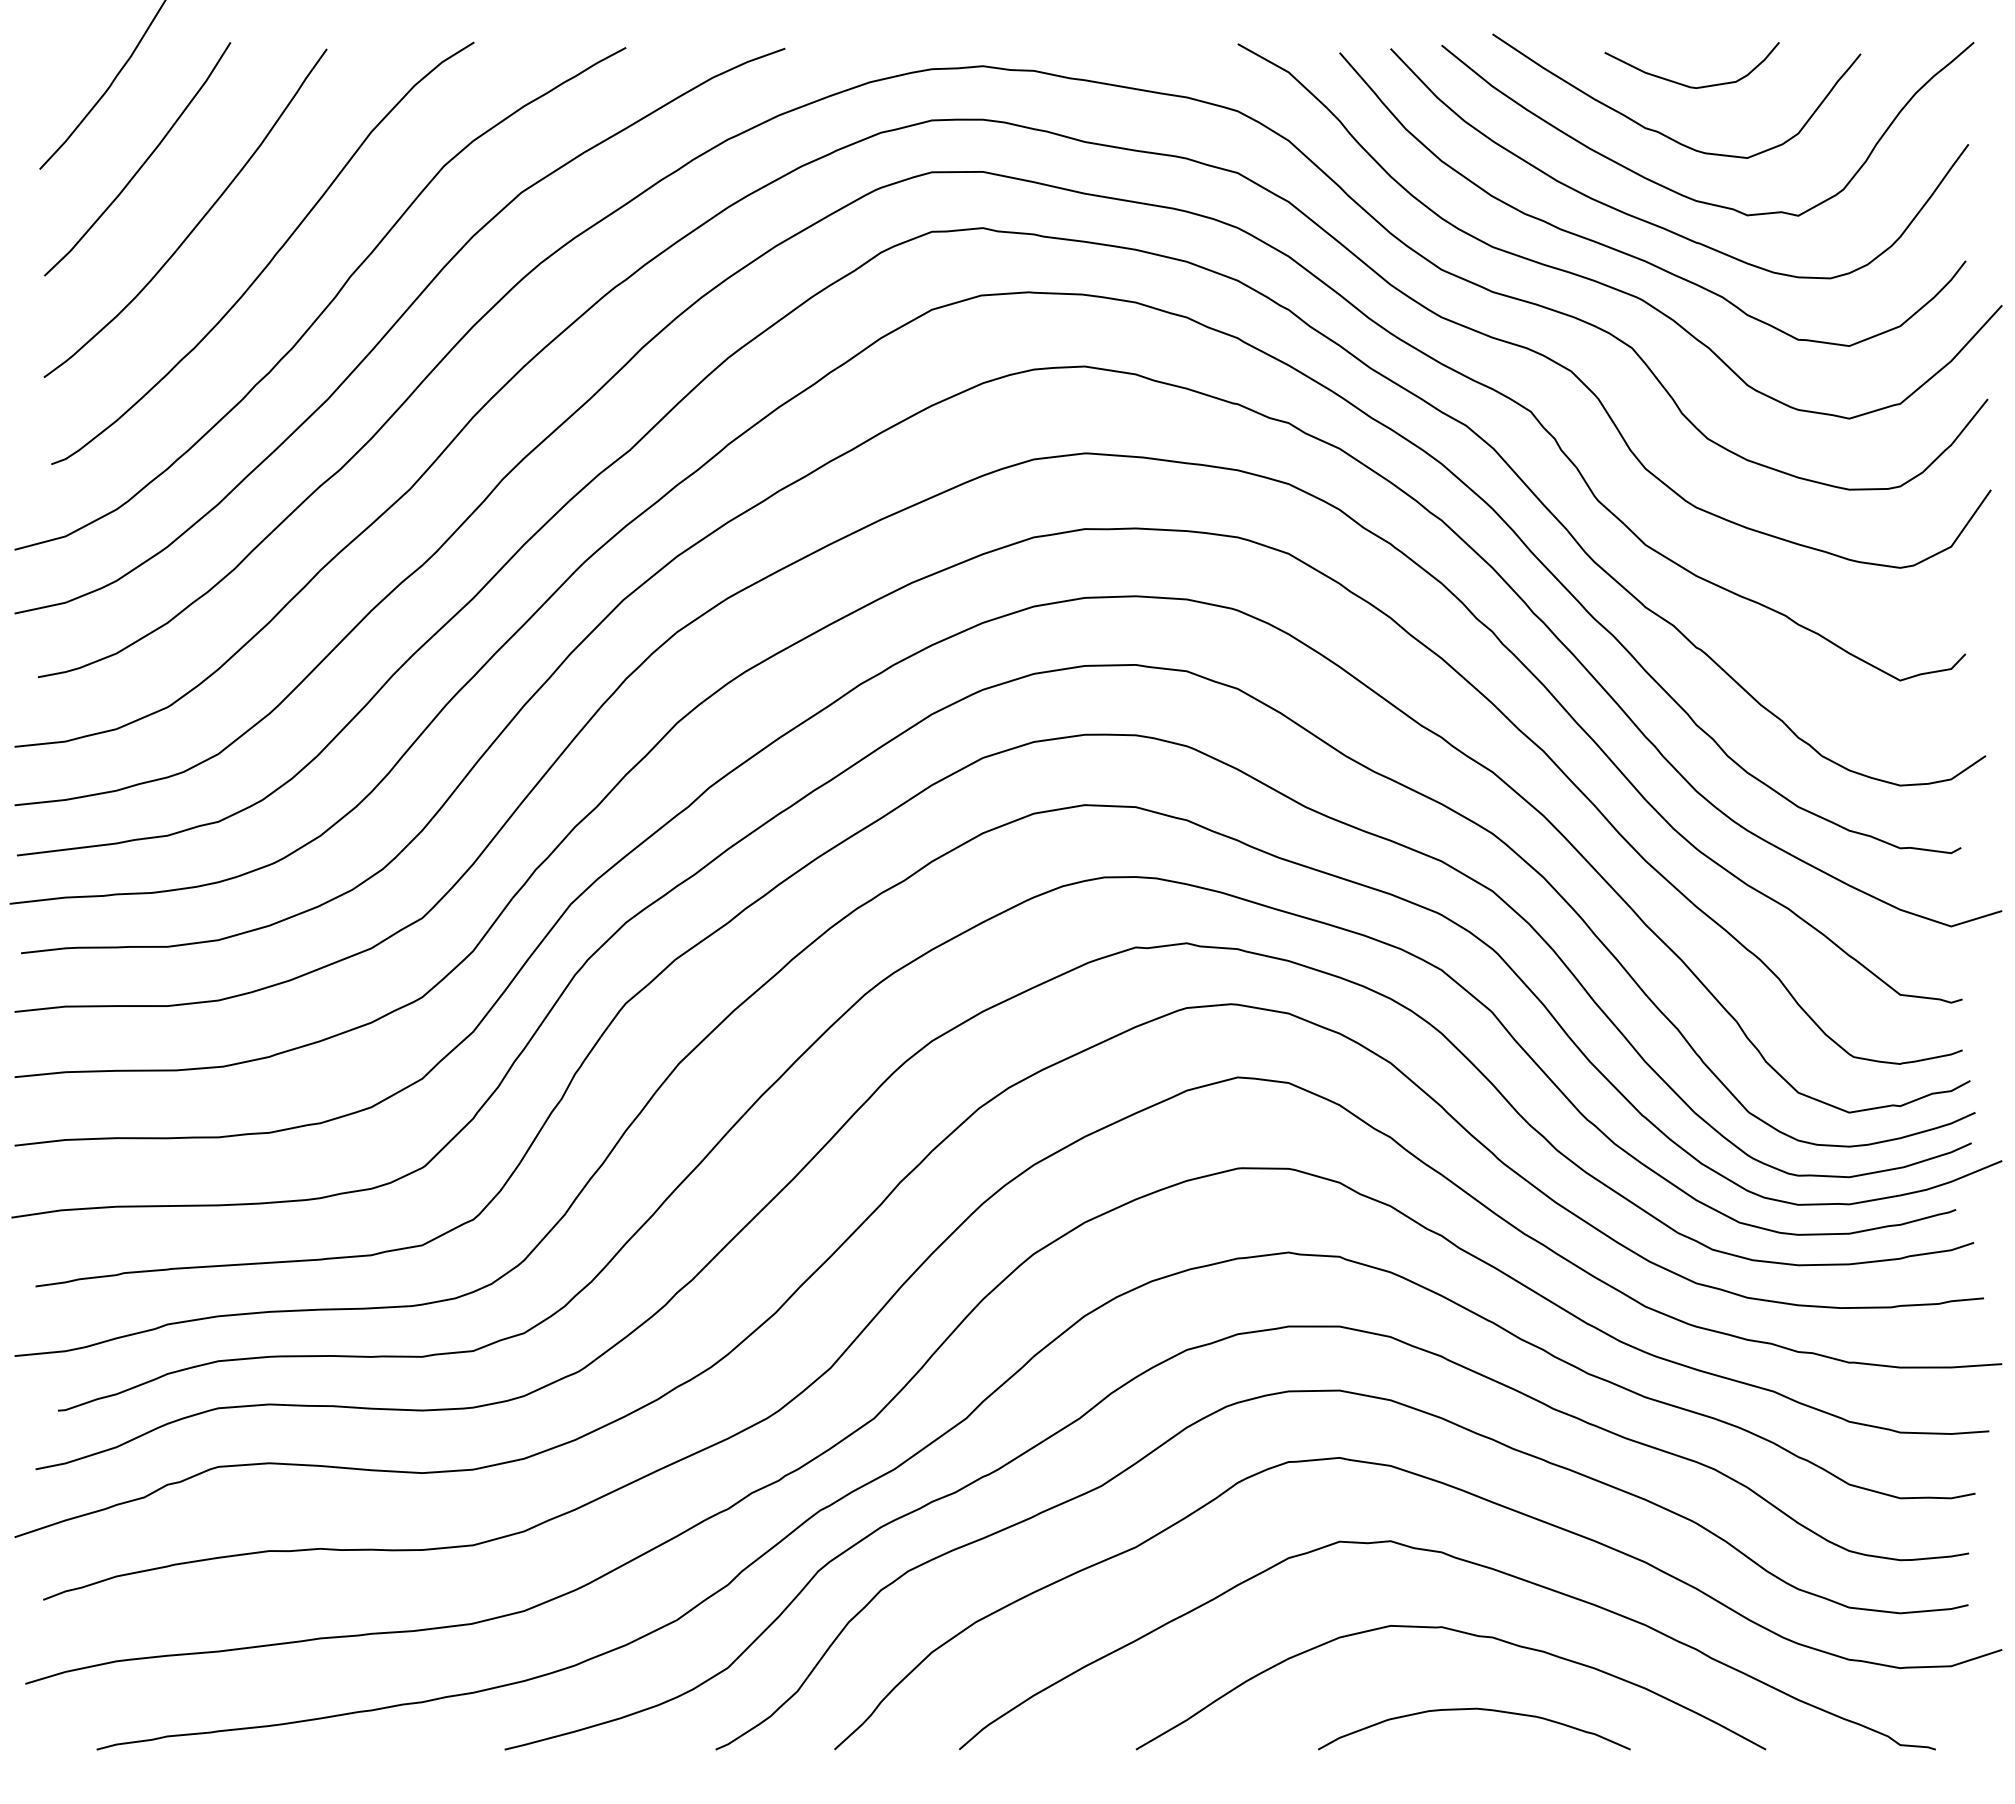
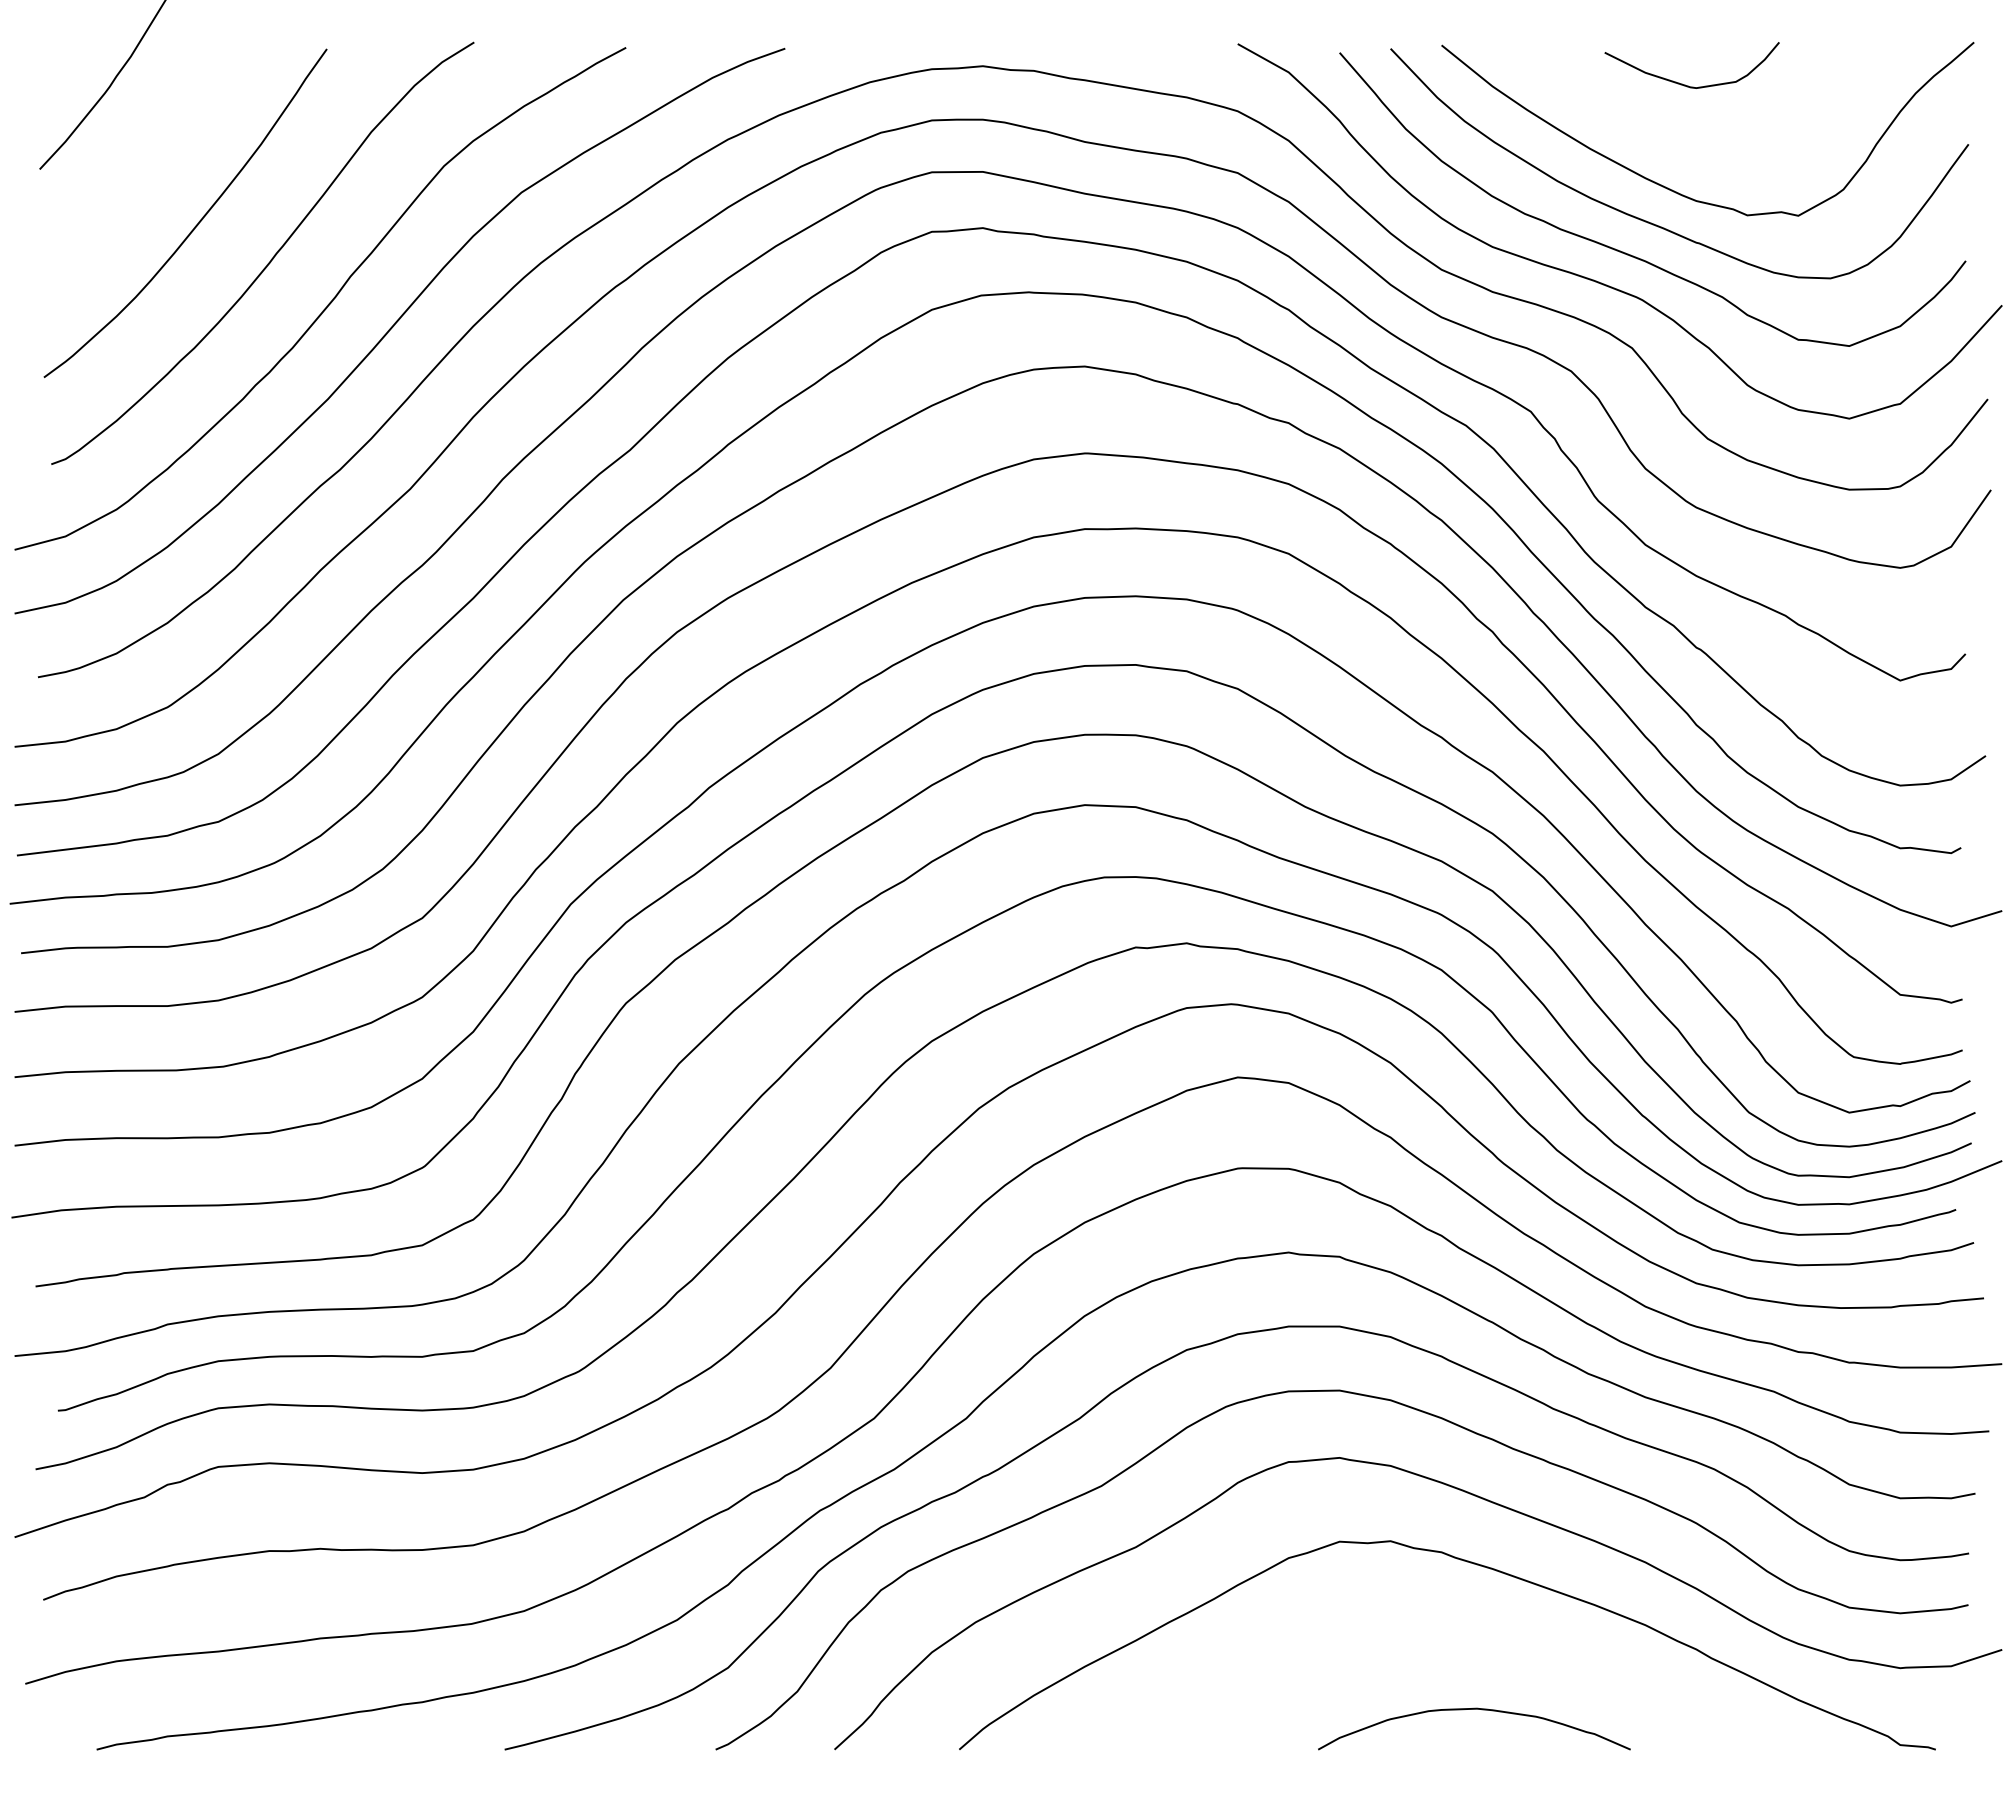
curve: present -> none (1659, 131)
curve: present -> none (142, 163)
curve: present -> none (1462, 1633)
